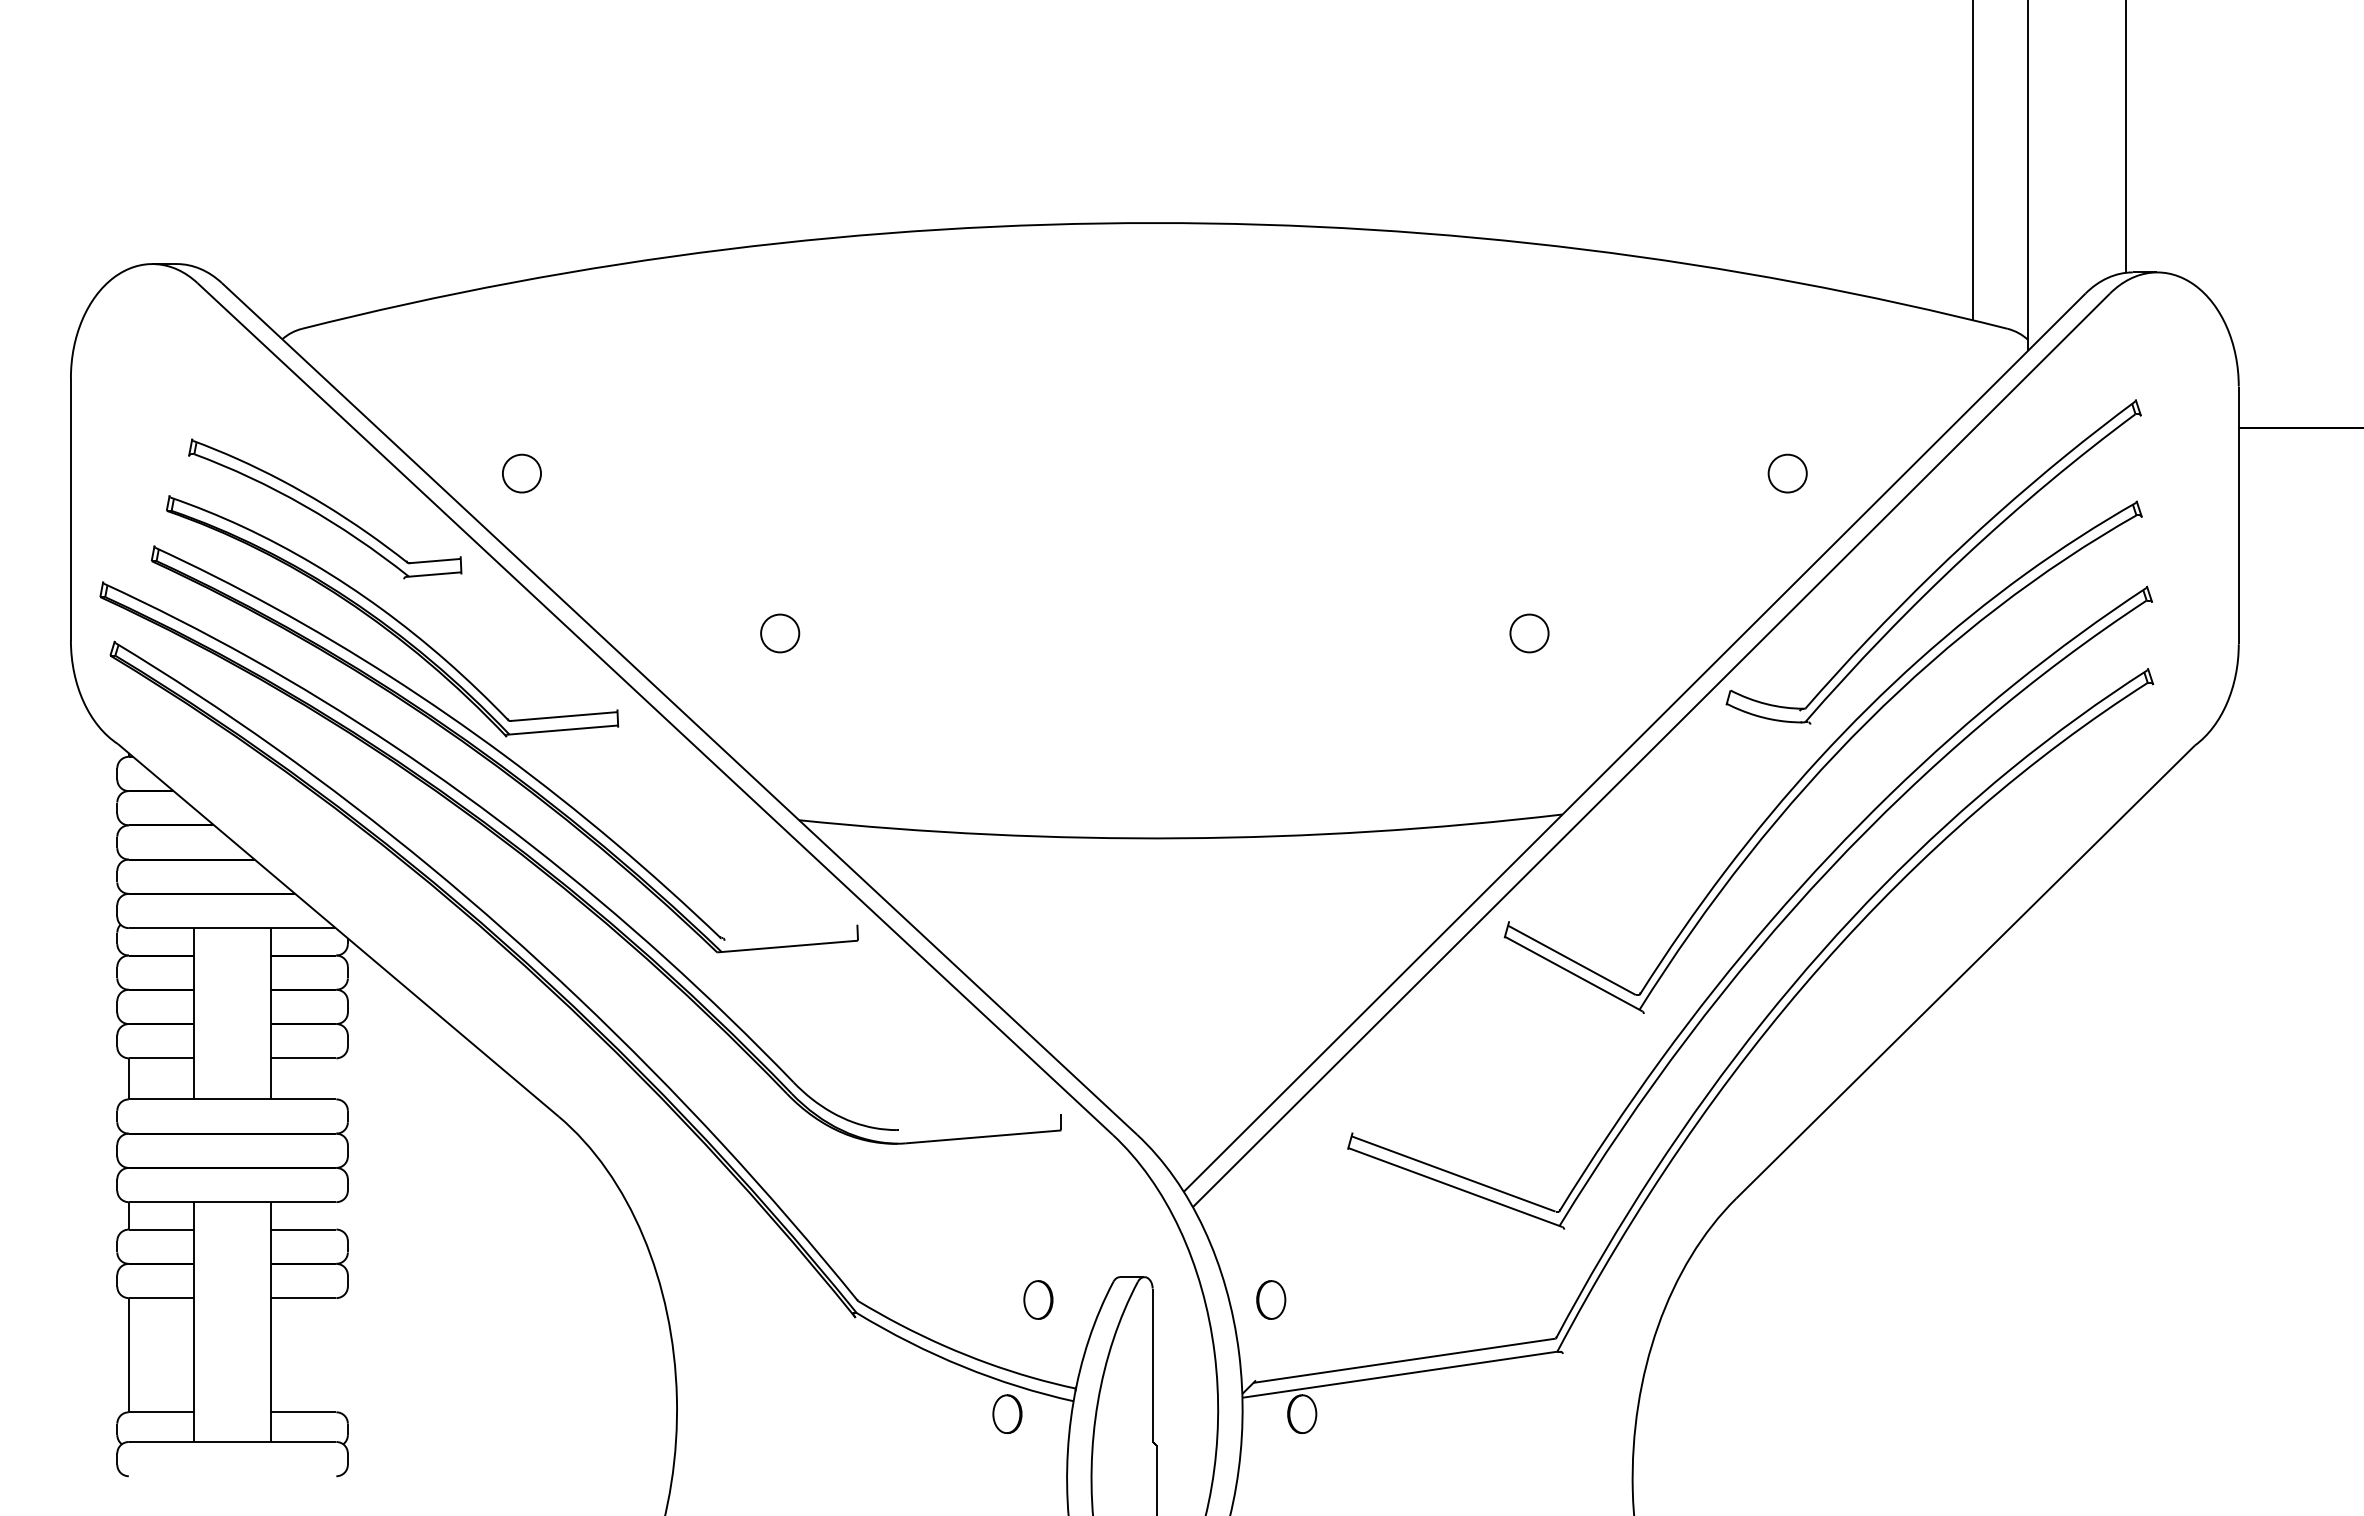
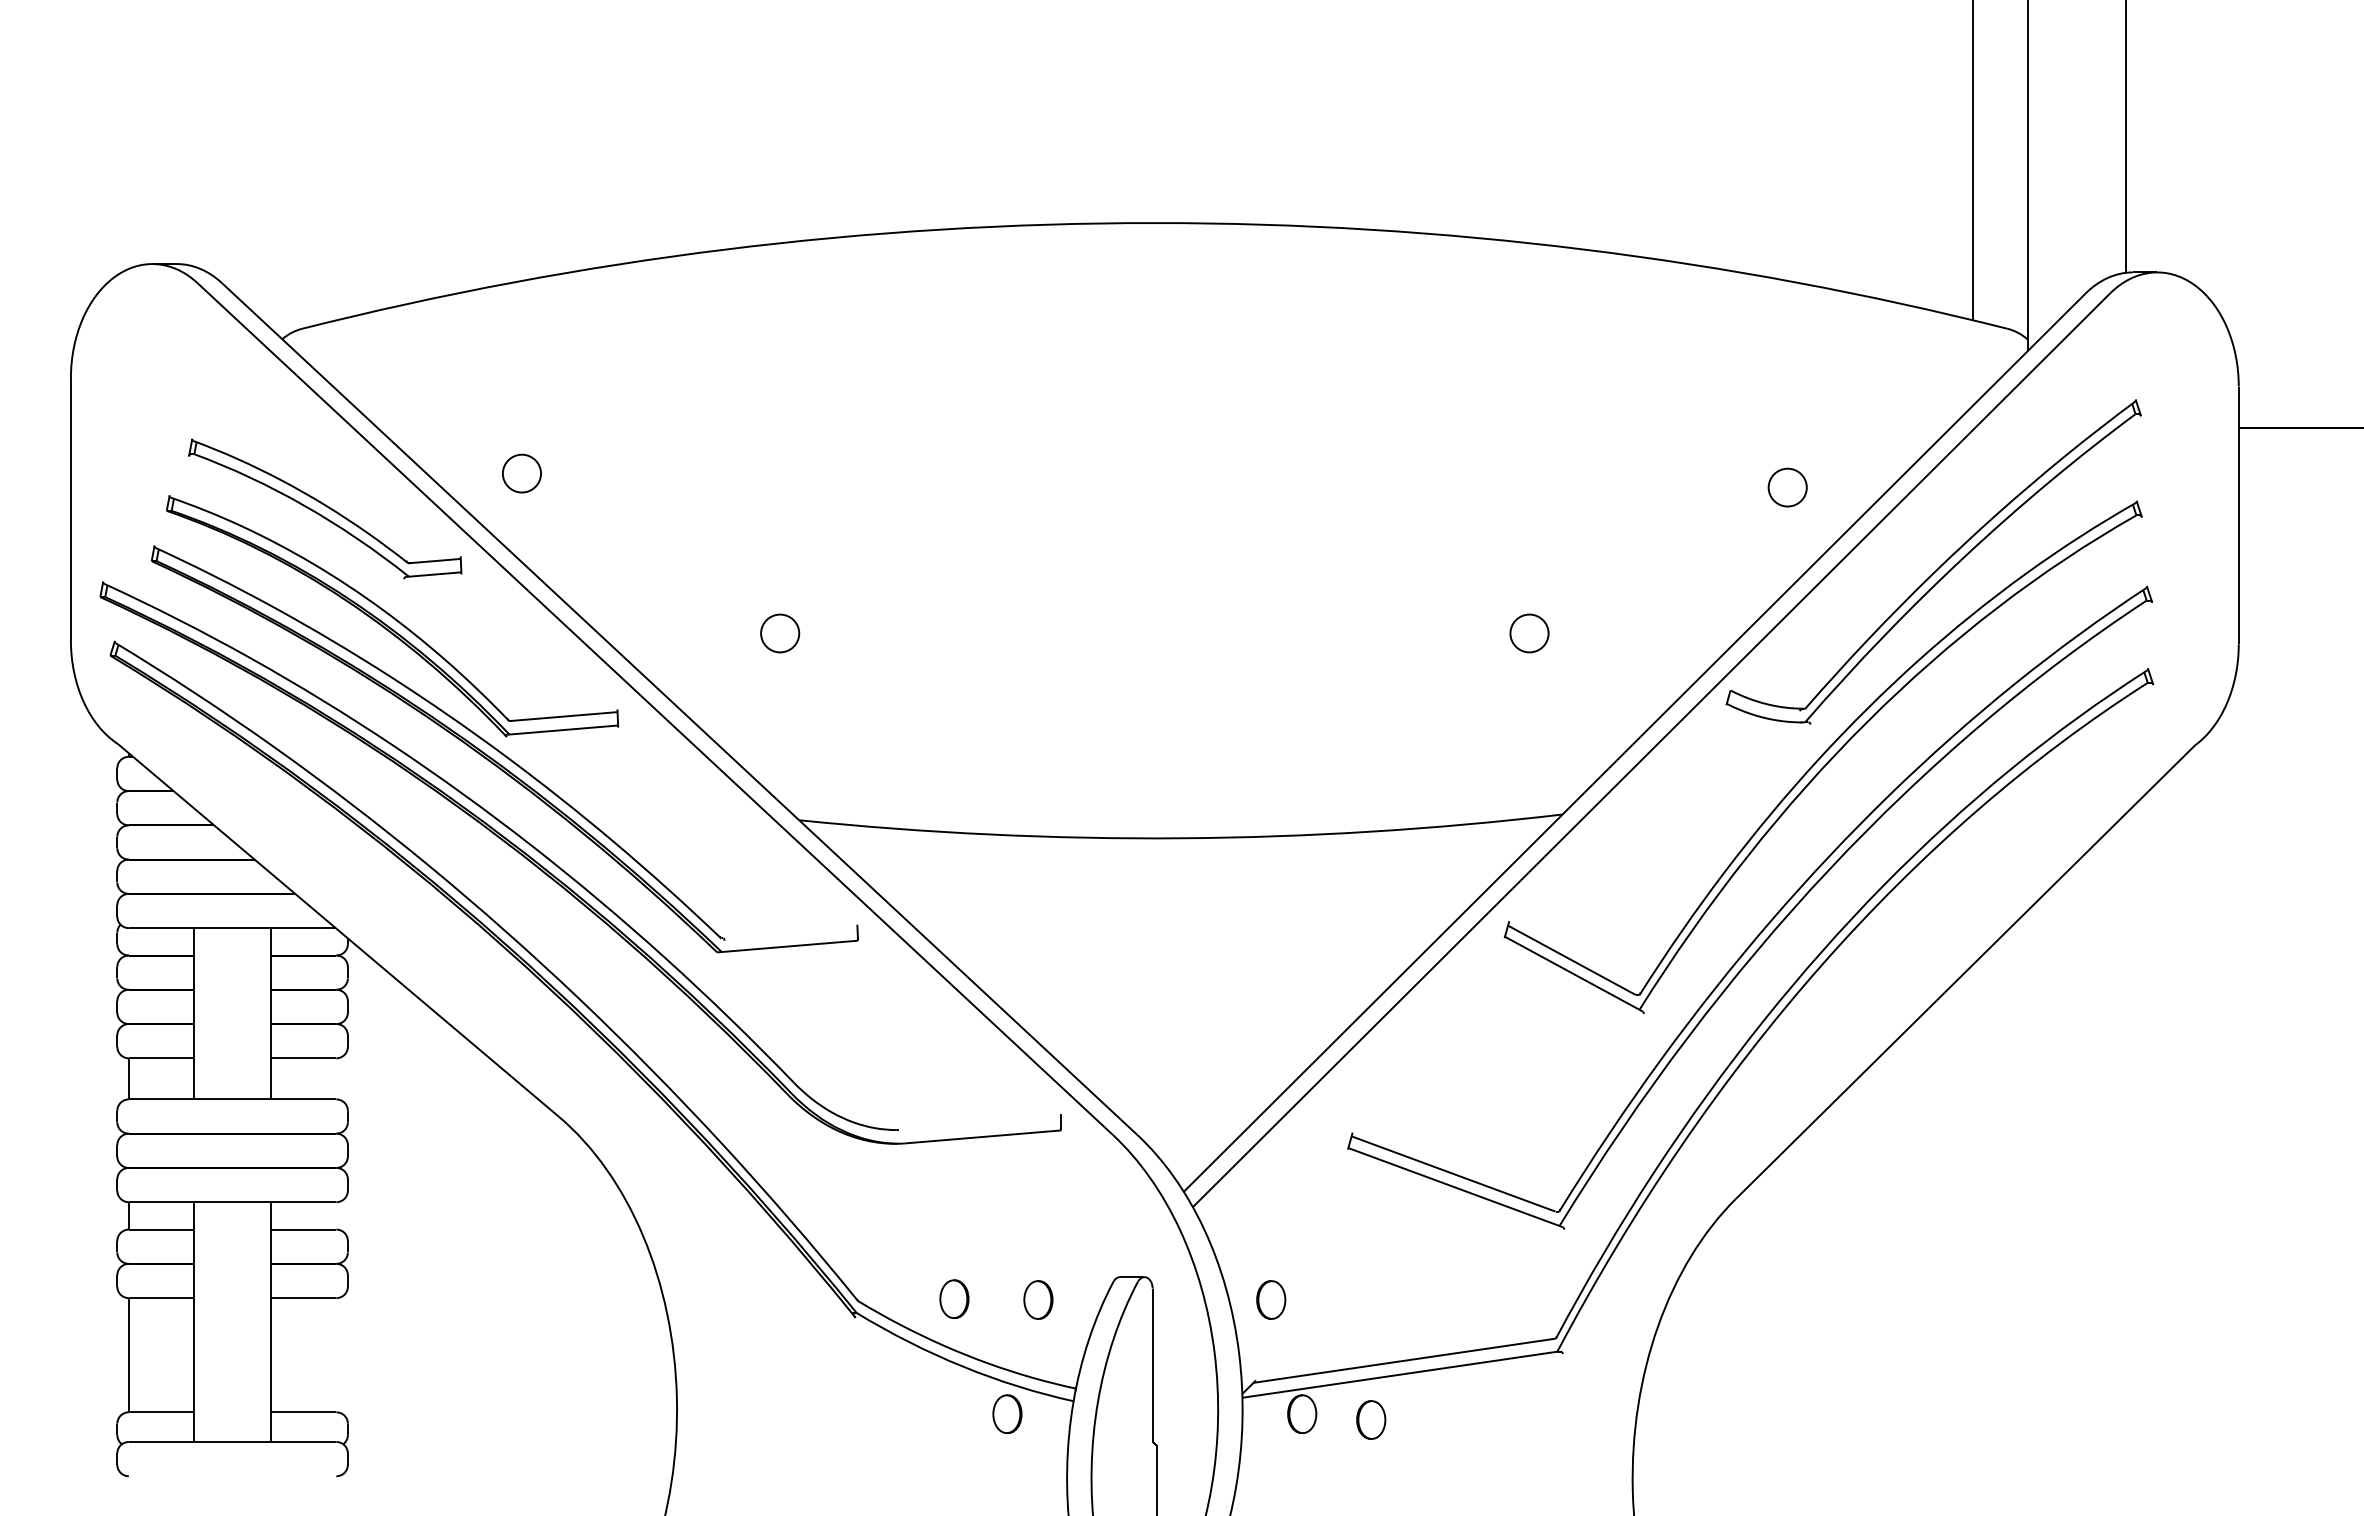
curve position: (1783, 456) -> (1783, 470) (1783, 470)
part: none -> present (954, 1298)
part: none -> present (1371, 1419)
